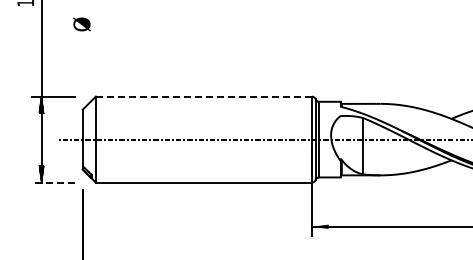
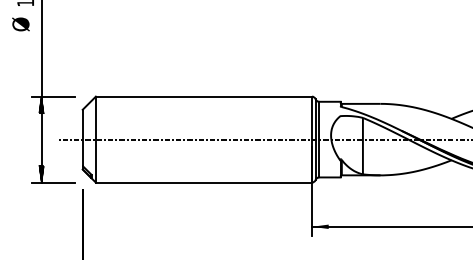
text position: (81, 24) -> (20, 24) (20, 24)
line: dashed -> solid (203, 96)
line: dashed -> solid (53, 182)
